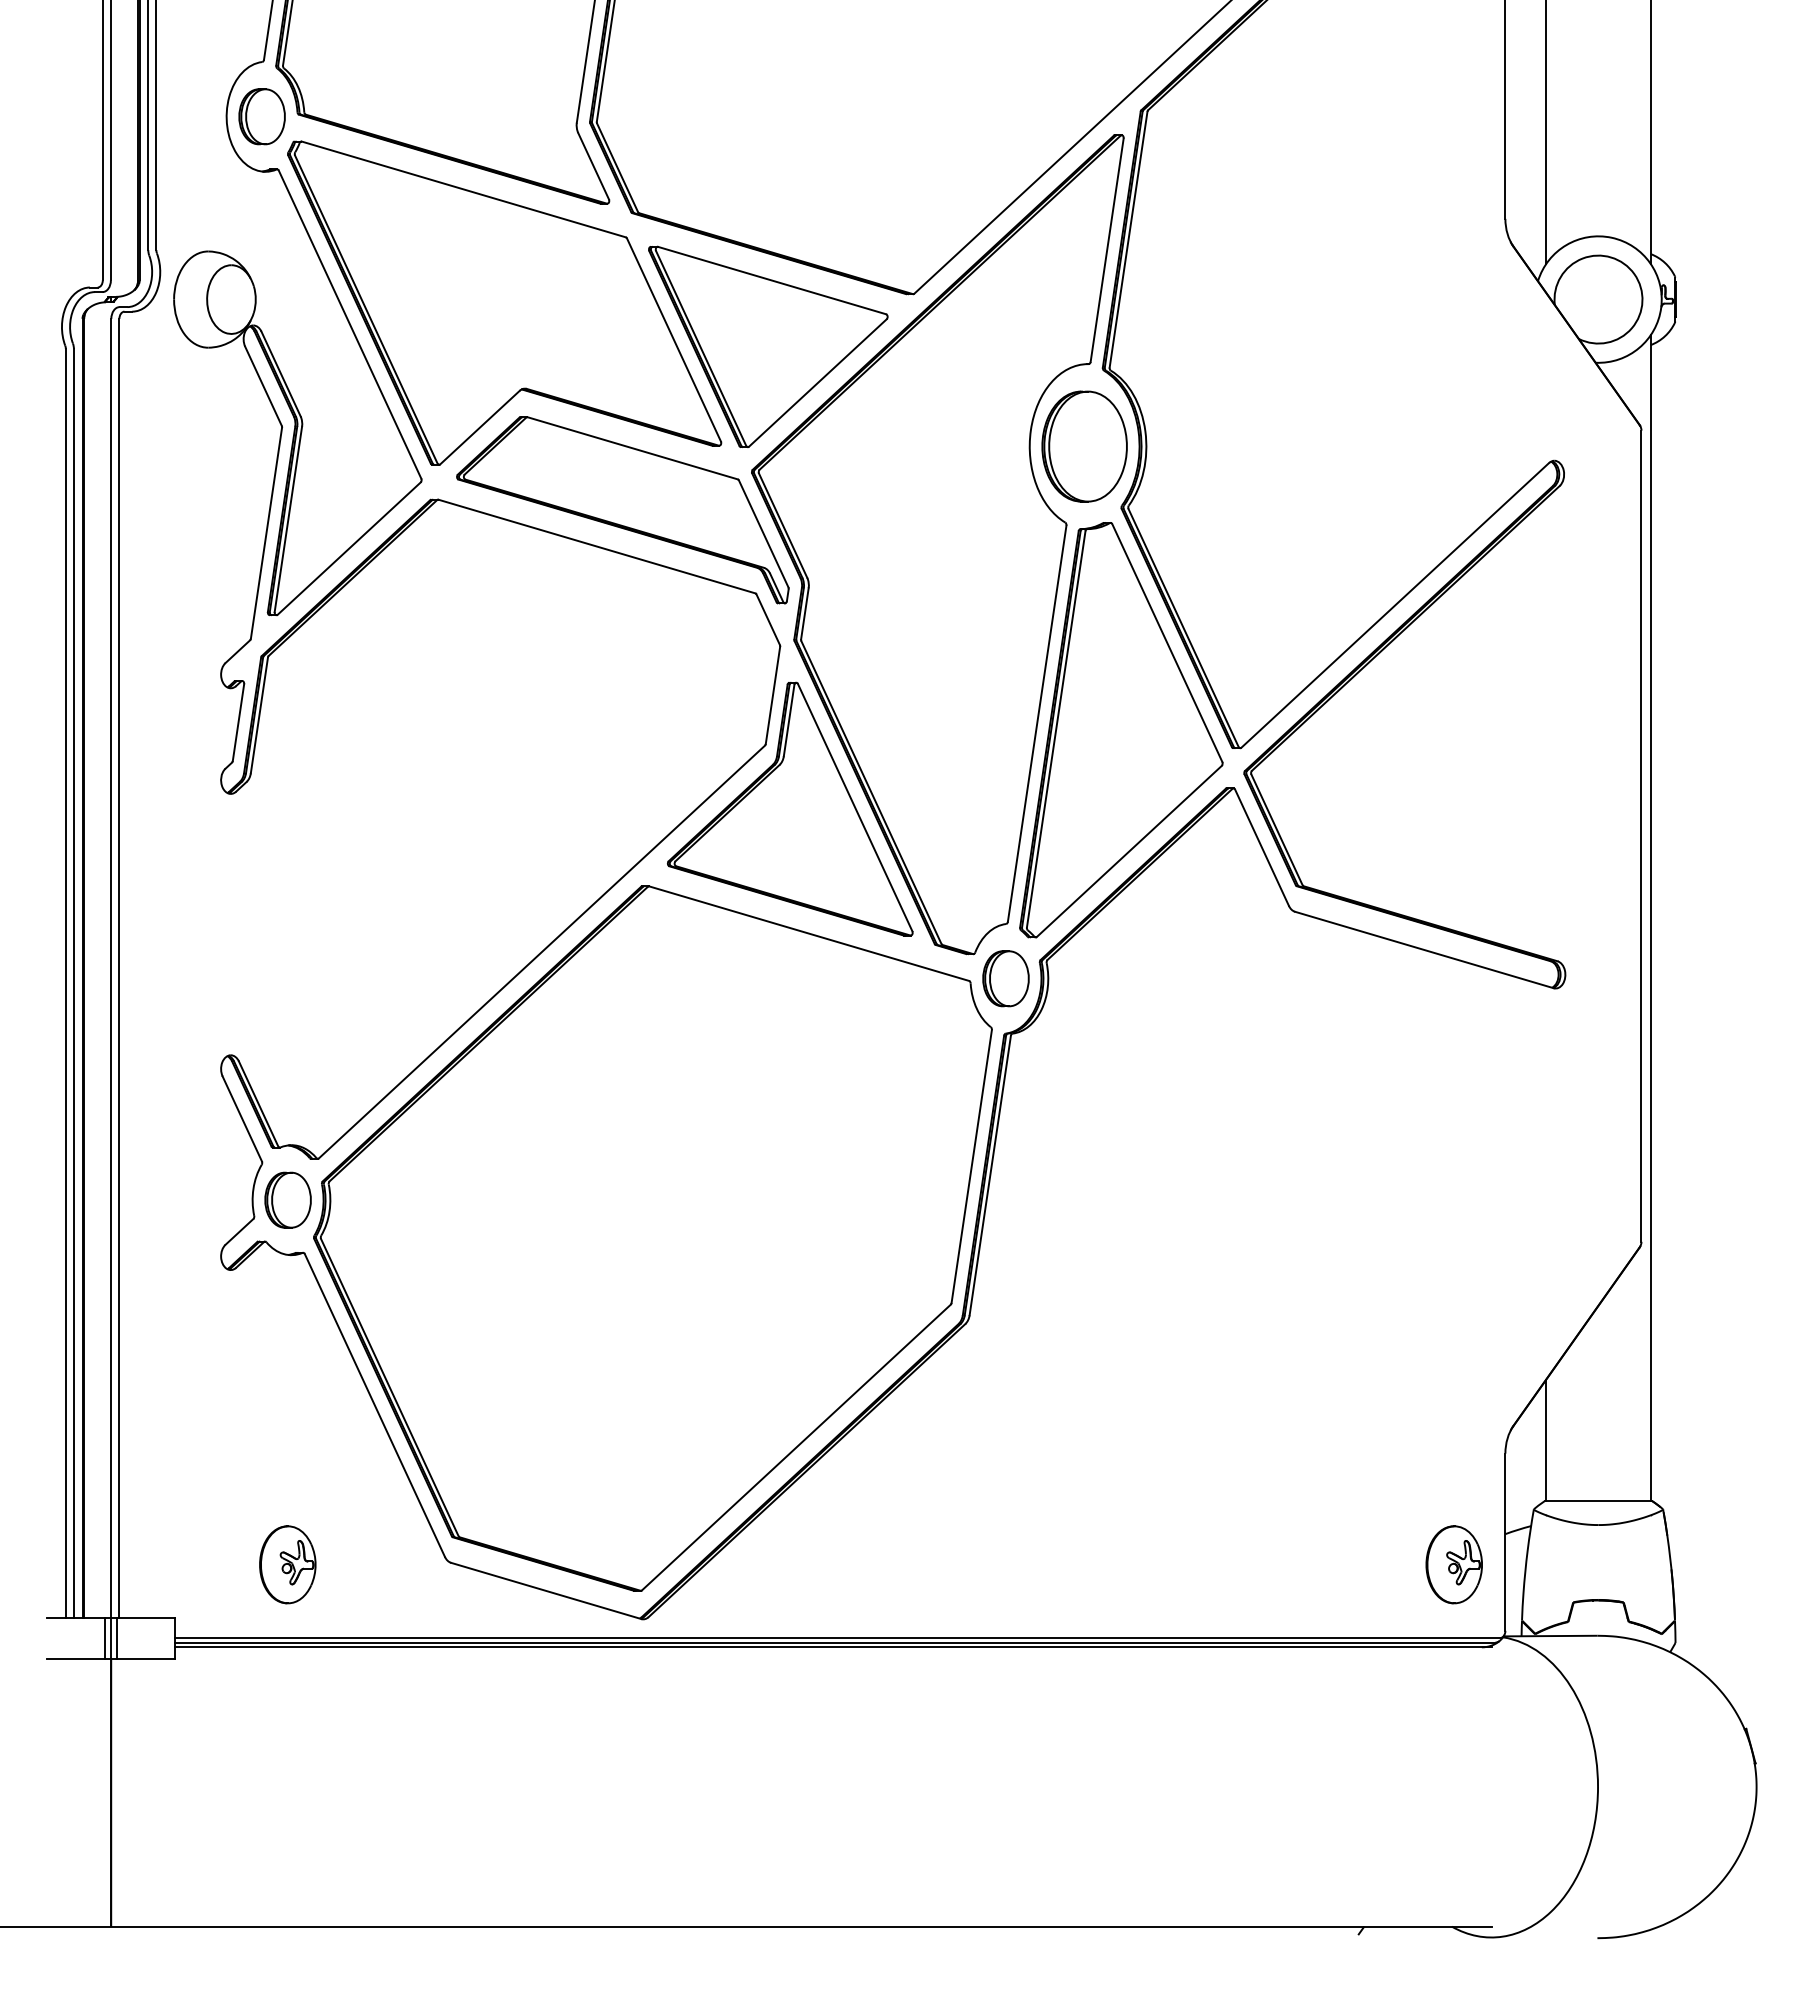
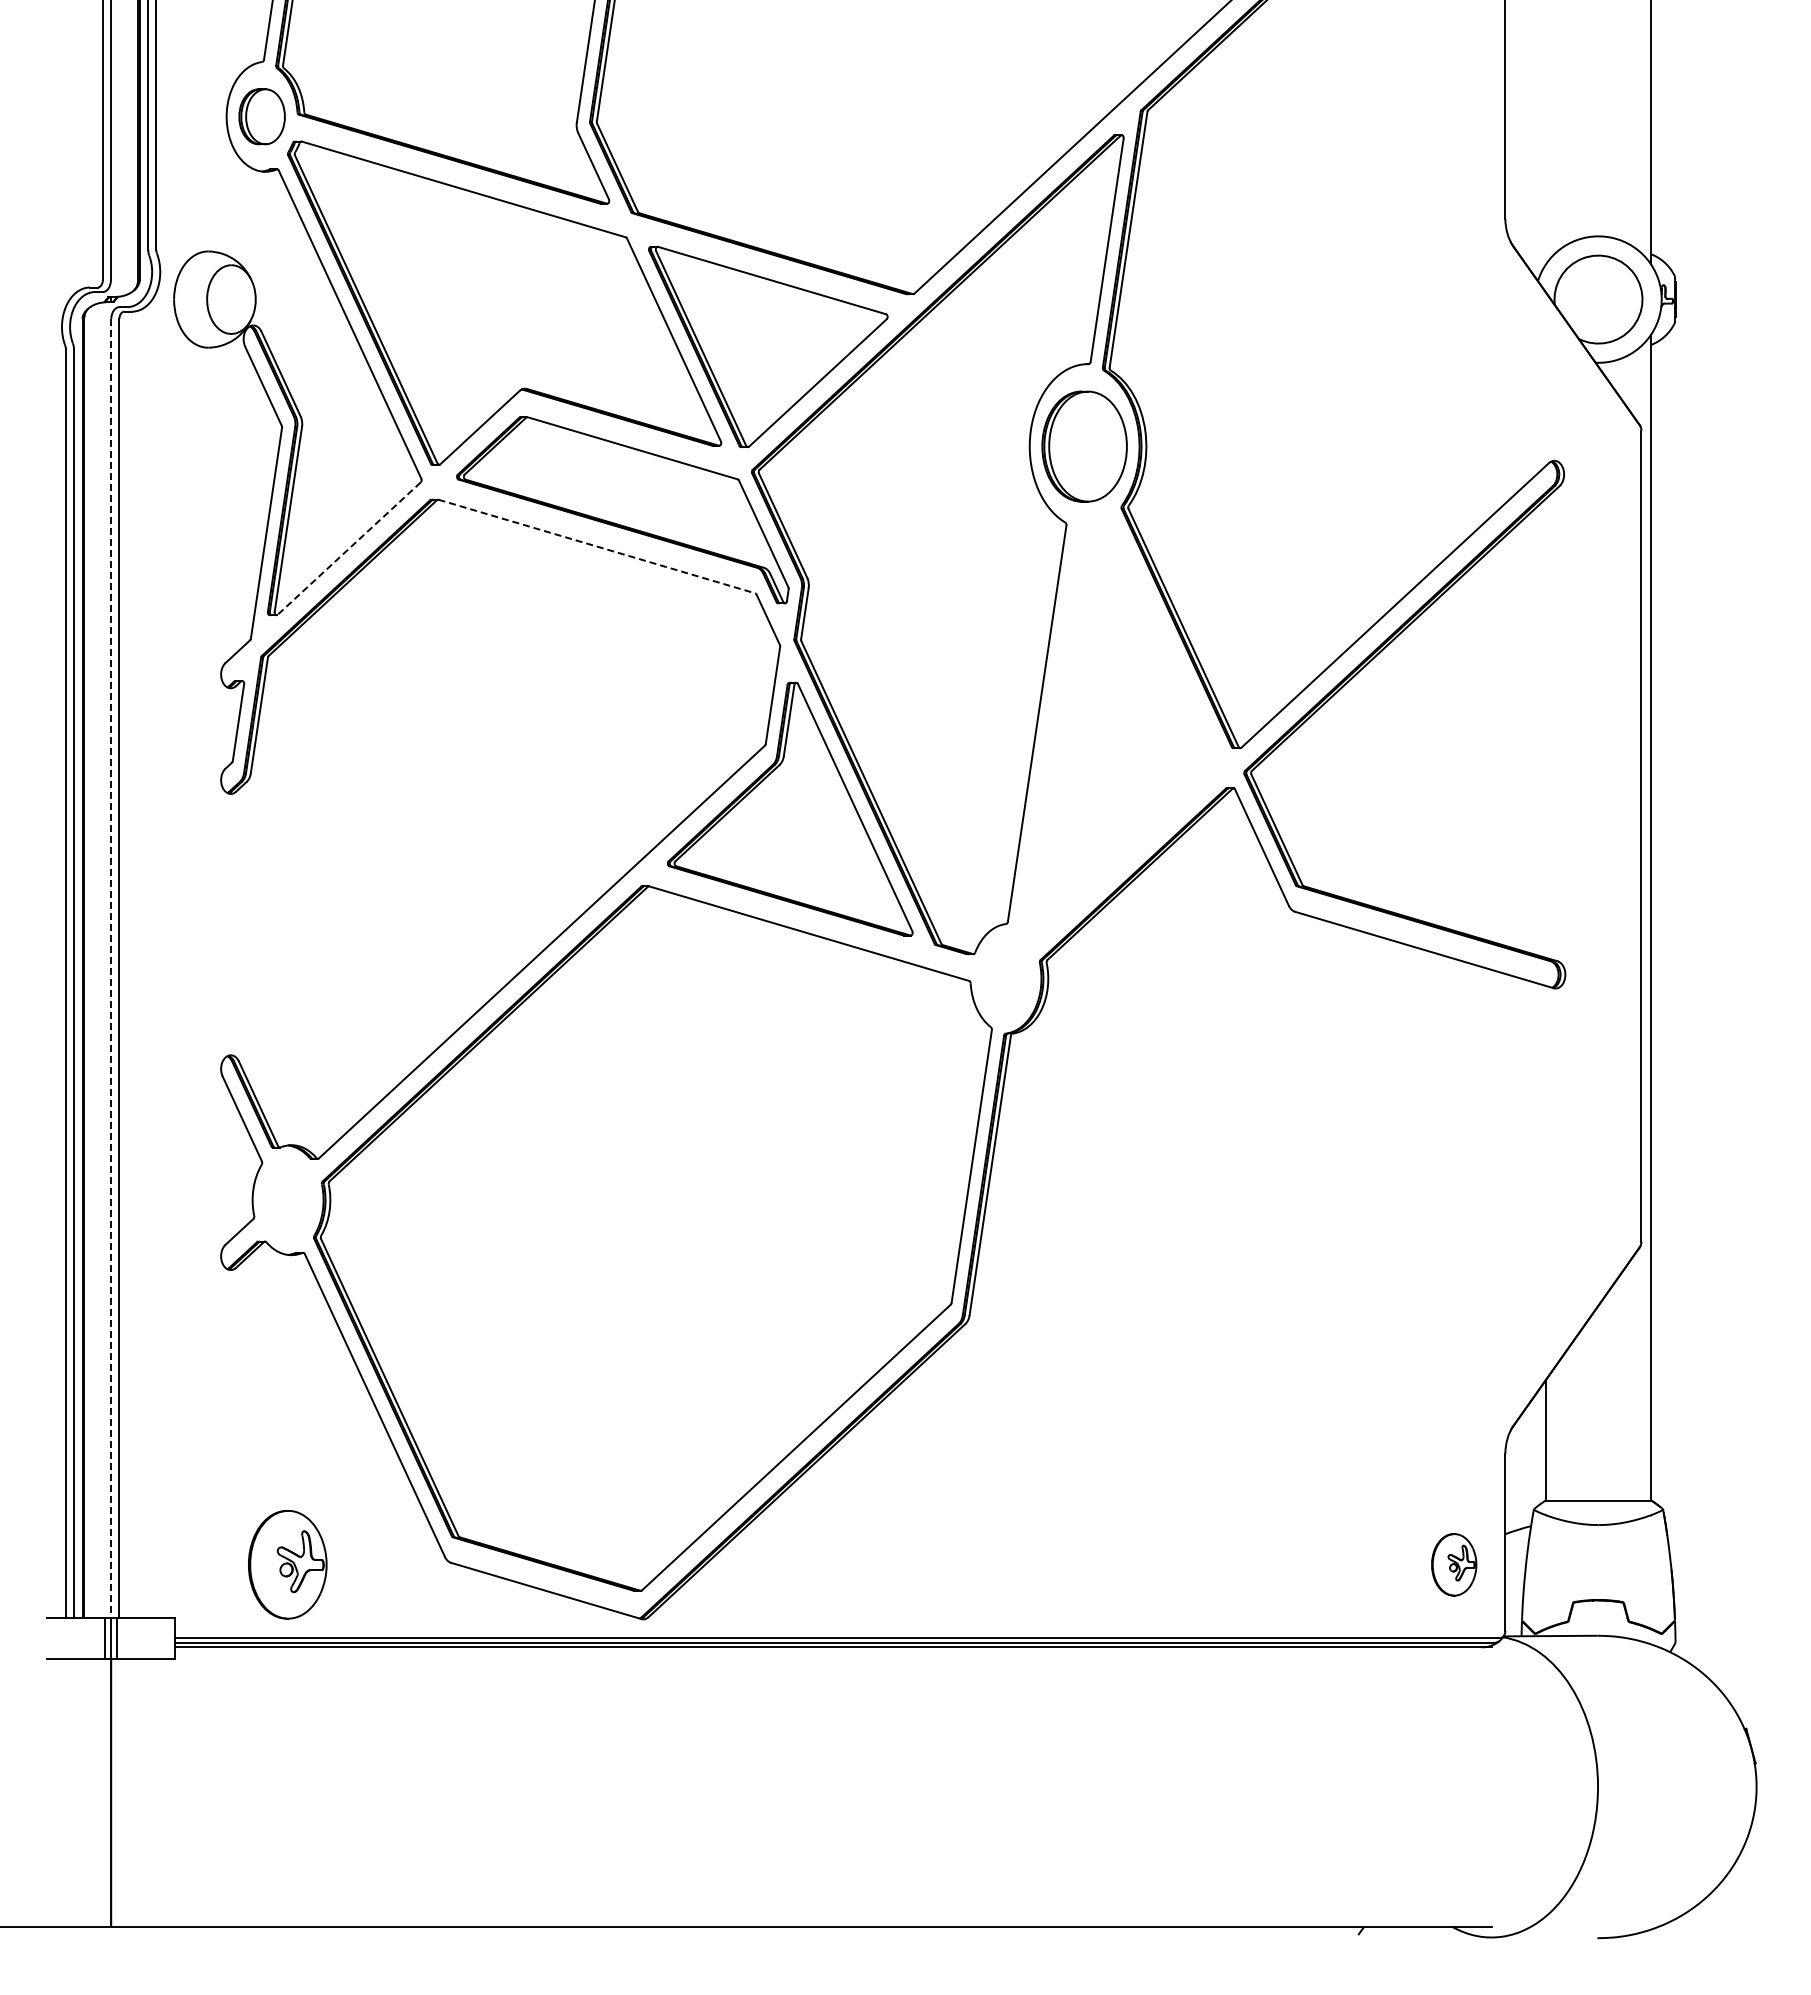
line: present -> none (1546, 132)
line: solid -> dashed (597, 546)
line: solid -> dashed (348, 548)
part: present -> none (1121, 730)
line: solid -> dashed (111, 968)
part: present -> none (1005, 978)
part: present -> none (287, 1199)
part size: 58x80 px -> 80x110 px (287, 1564)
part size: 58x80 px -> 47x64 px (1454, 1564)
